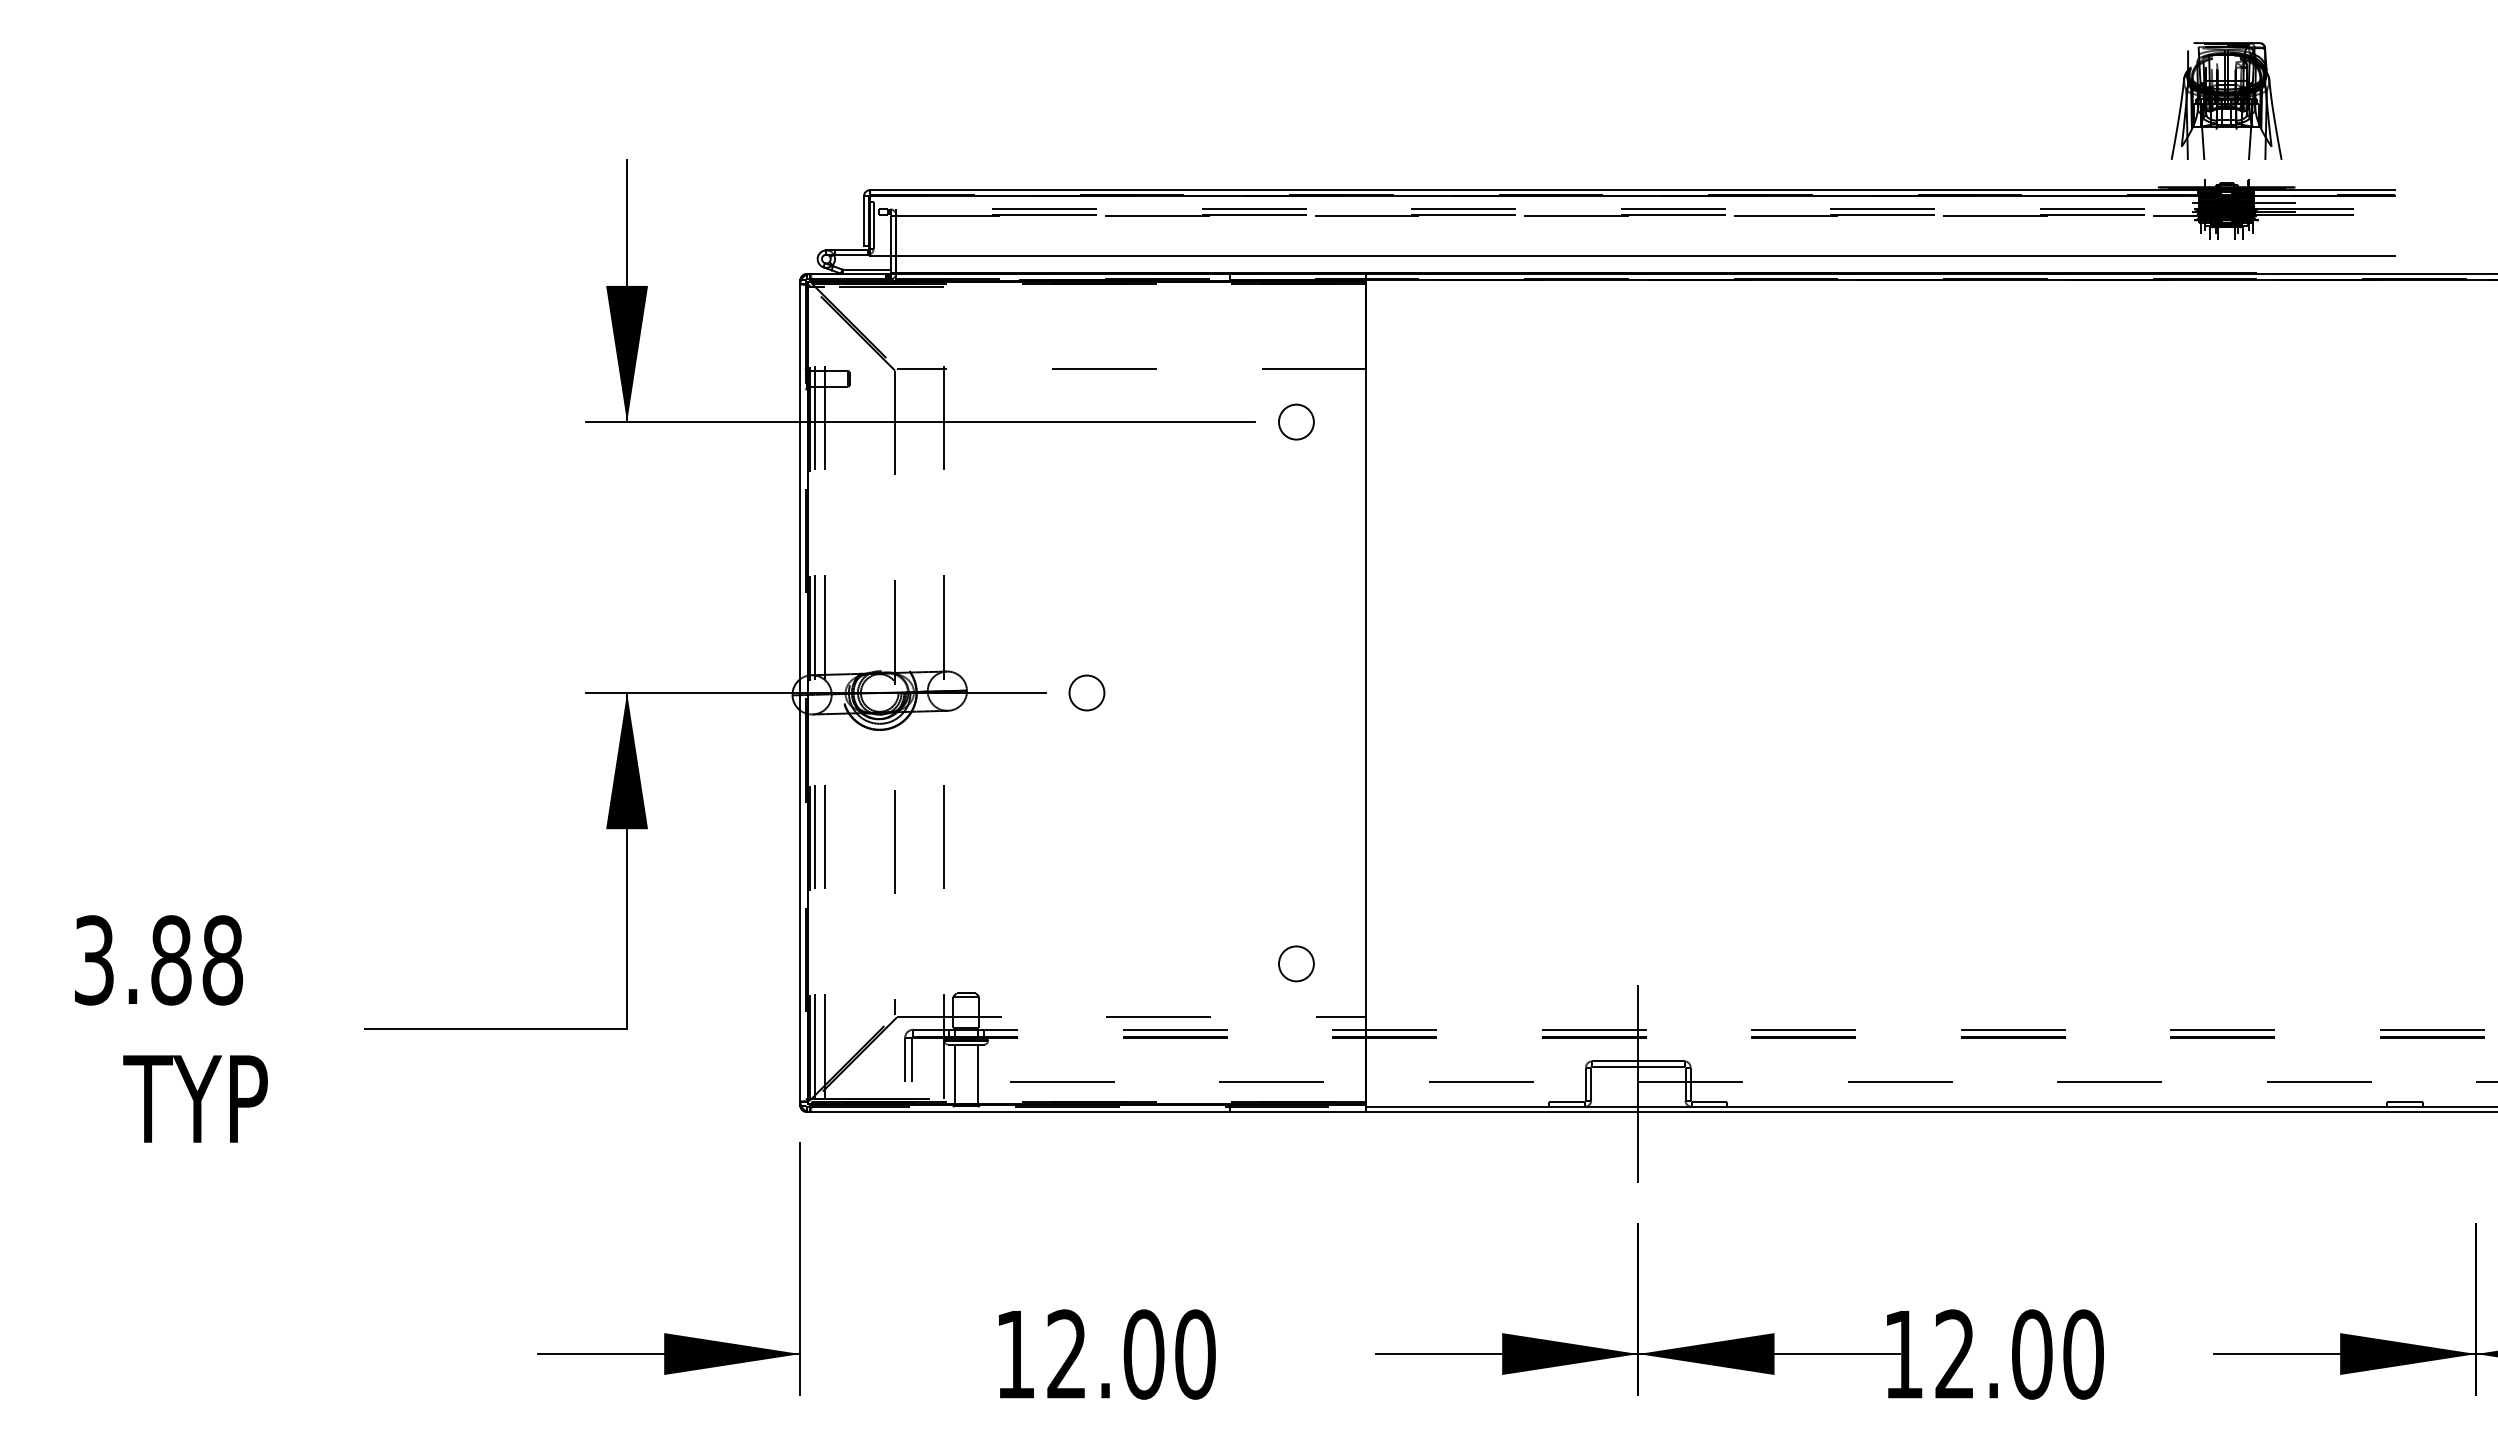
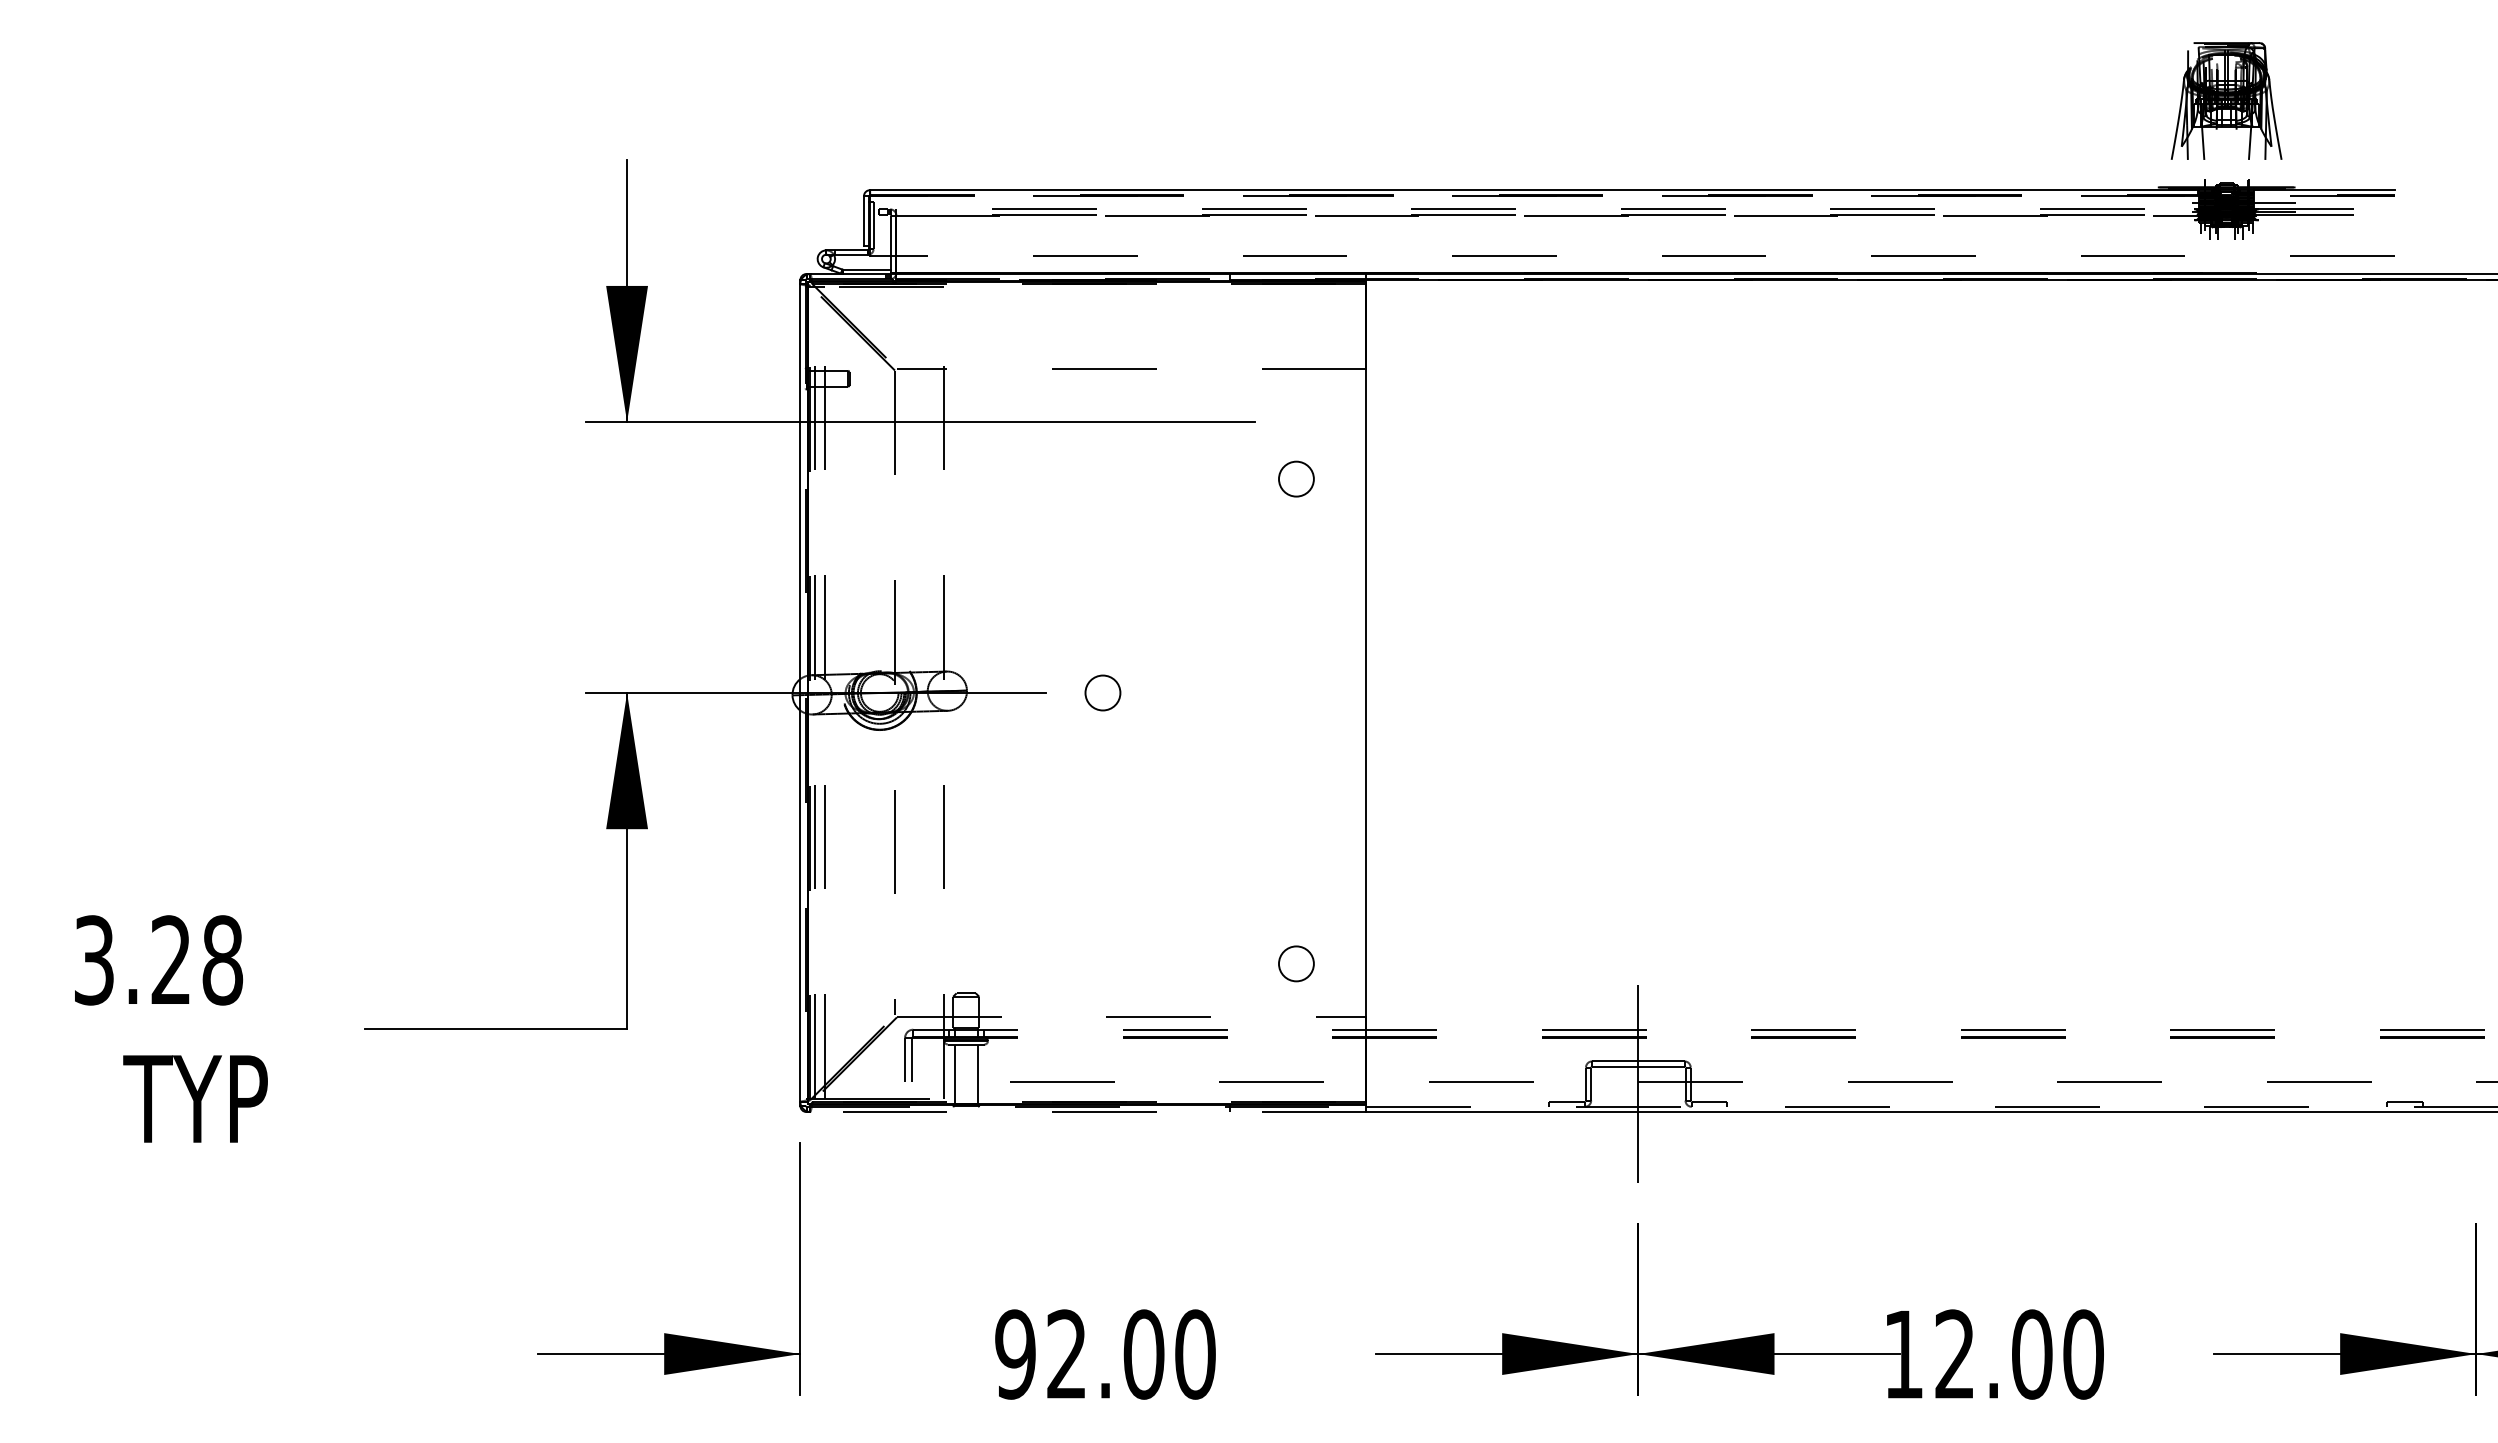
line: solid -> dashed (1633, 196)
line: solid -> dashed (1632, 255)
circle position: (1296, 421) -> (1296, 478) (1296, 478)
circle position: (1086, 692) -> (1102, 692) (1102, 692)
text: 3.88 -> 3.28 (171, 960)
line: solid -> dashed (1932, 1106)
line: solid -> dashed (1087, 1112)
text: 12.00 -> 92.00 (1015, 1354)
